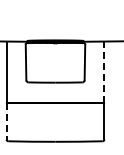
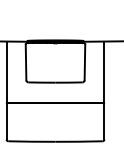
line: dashed -> solid (104, 72)
line: dashed -> solid (6, 122)
